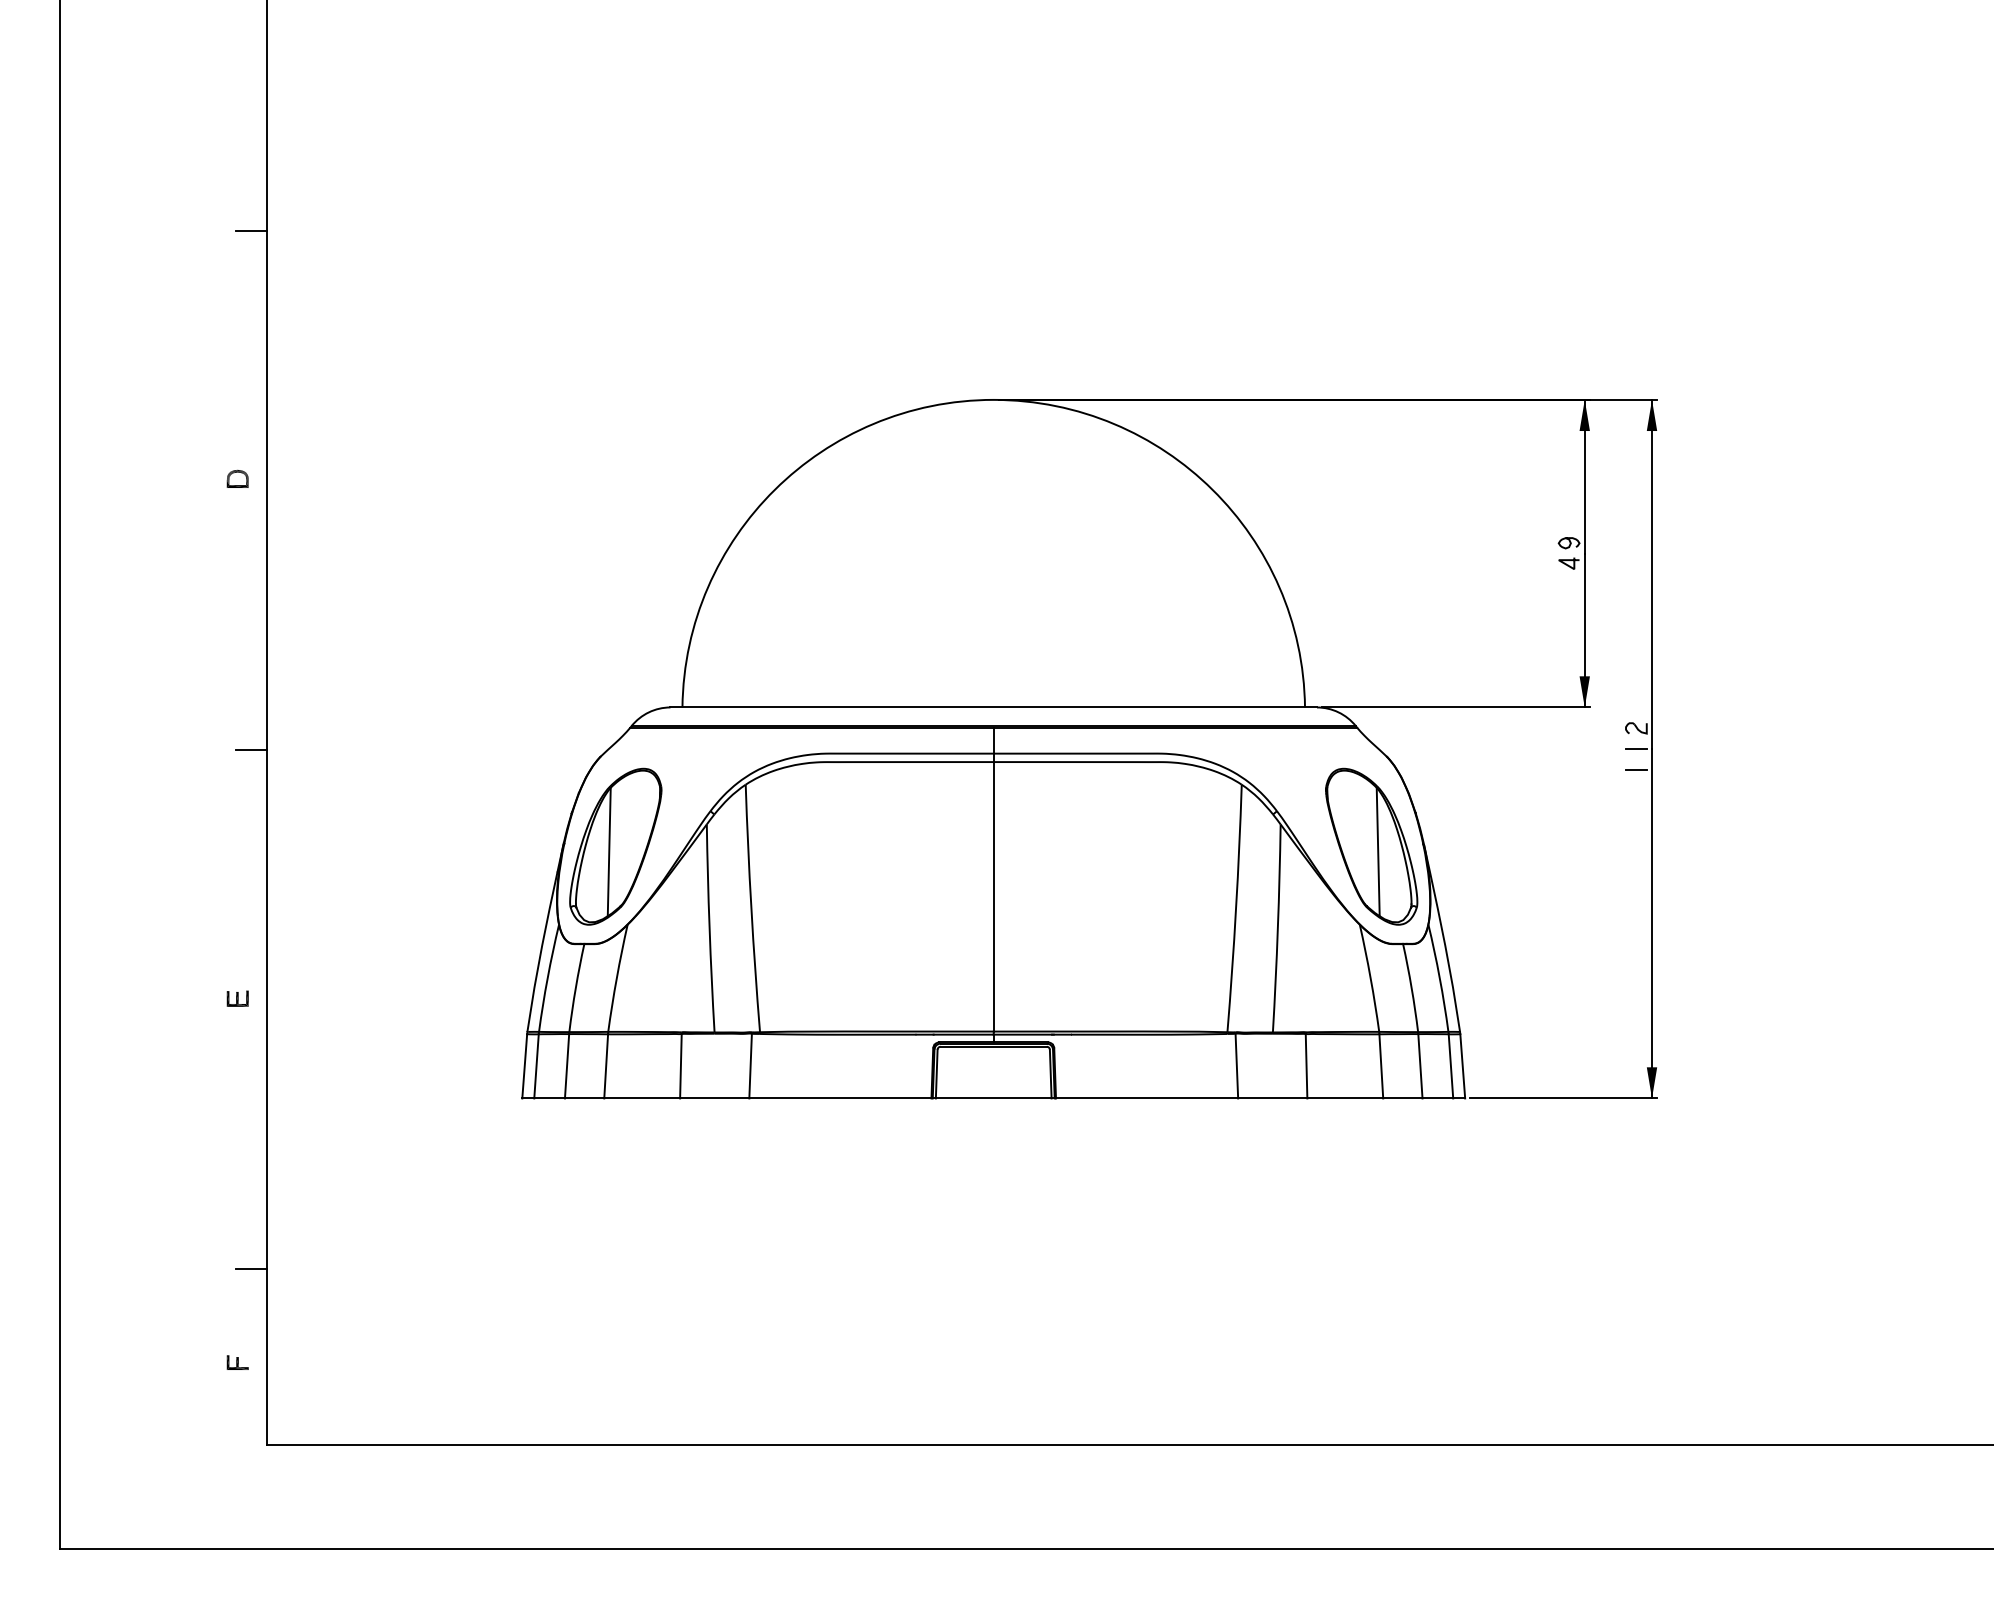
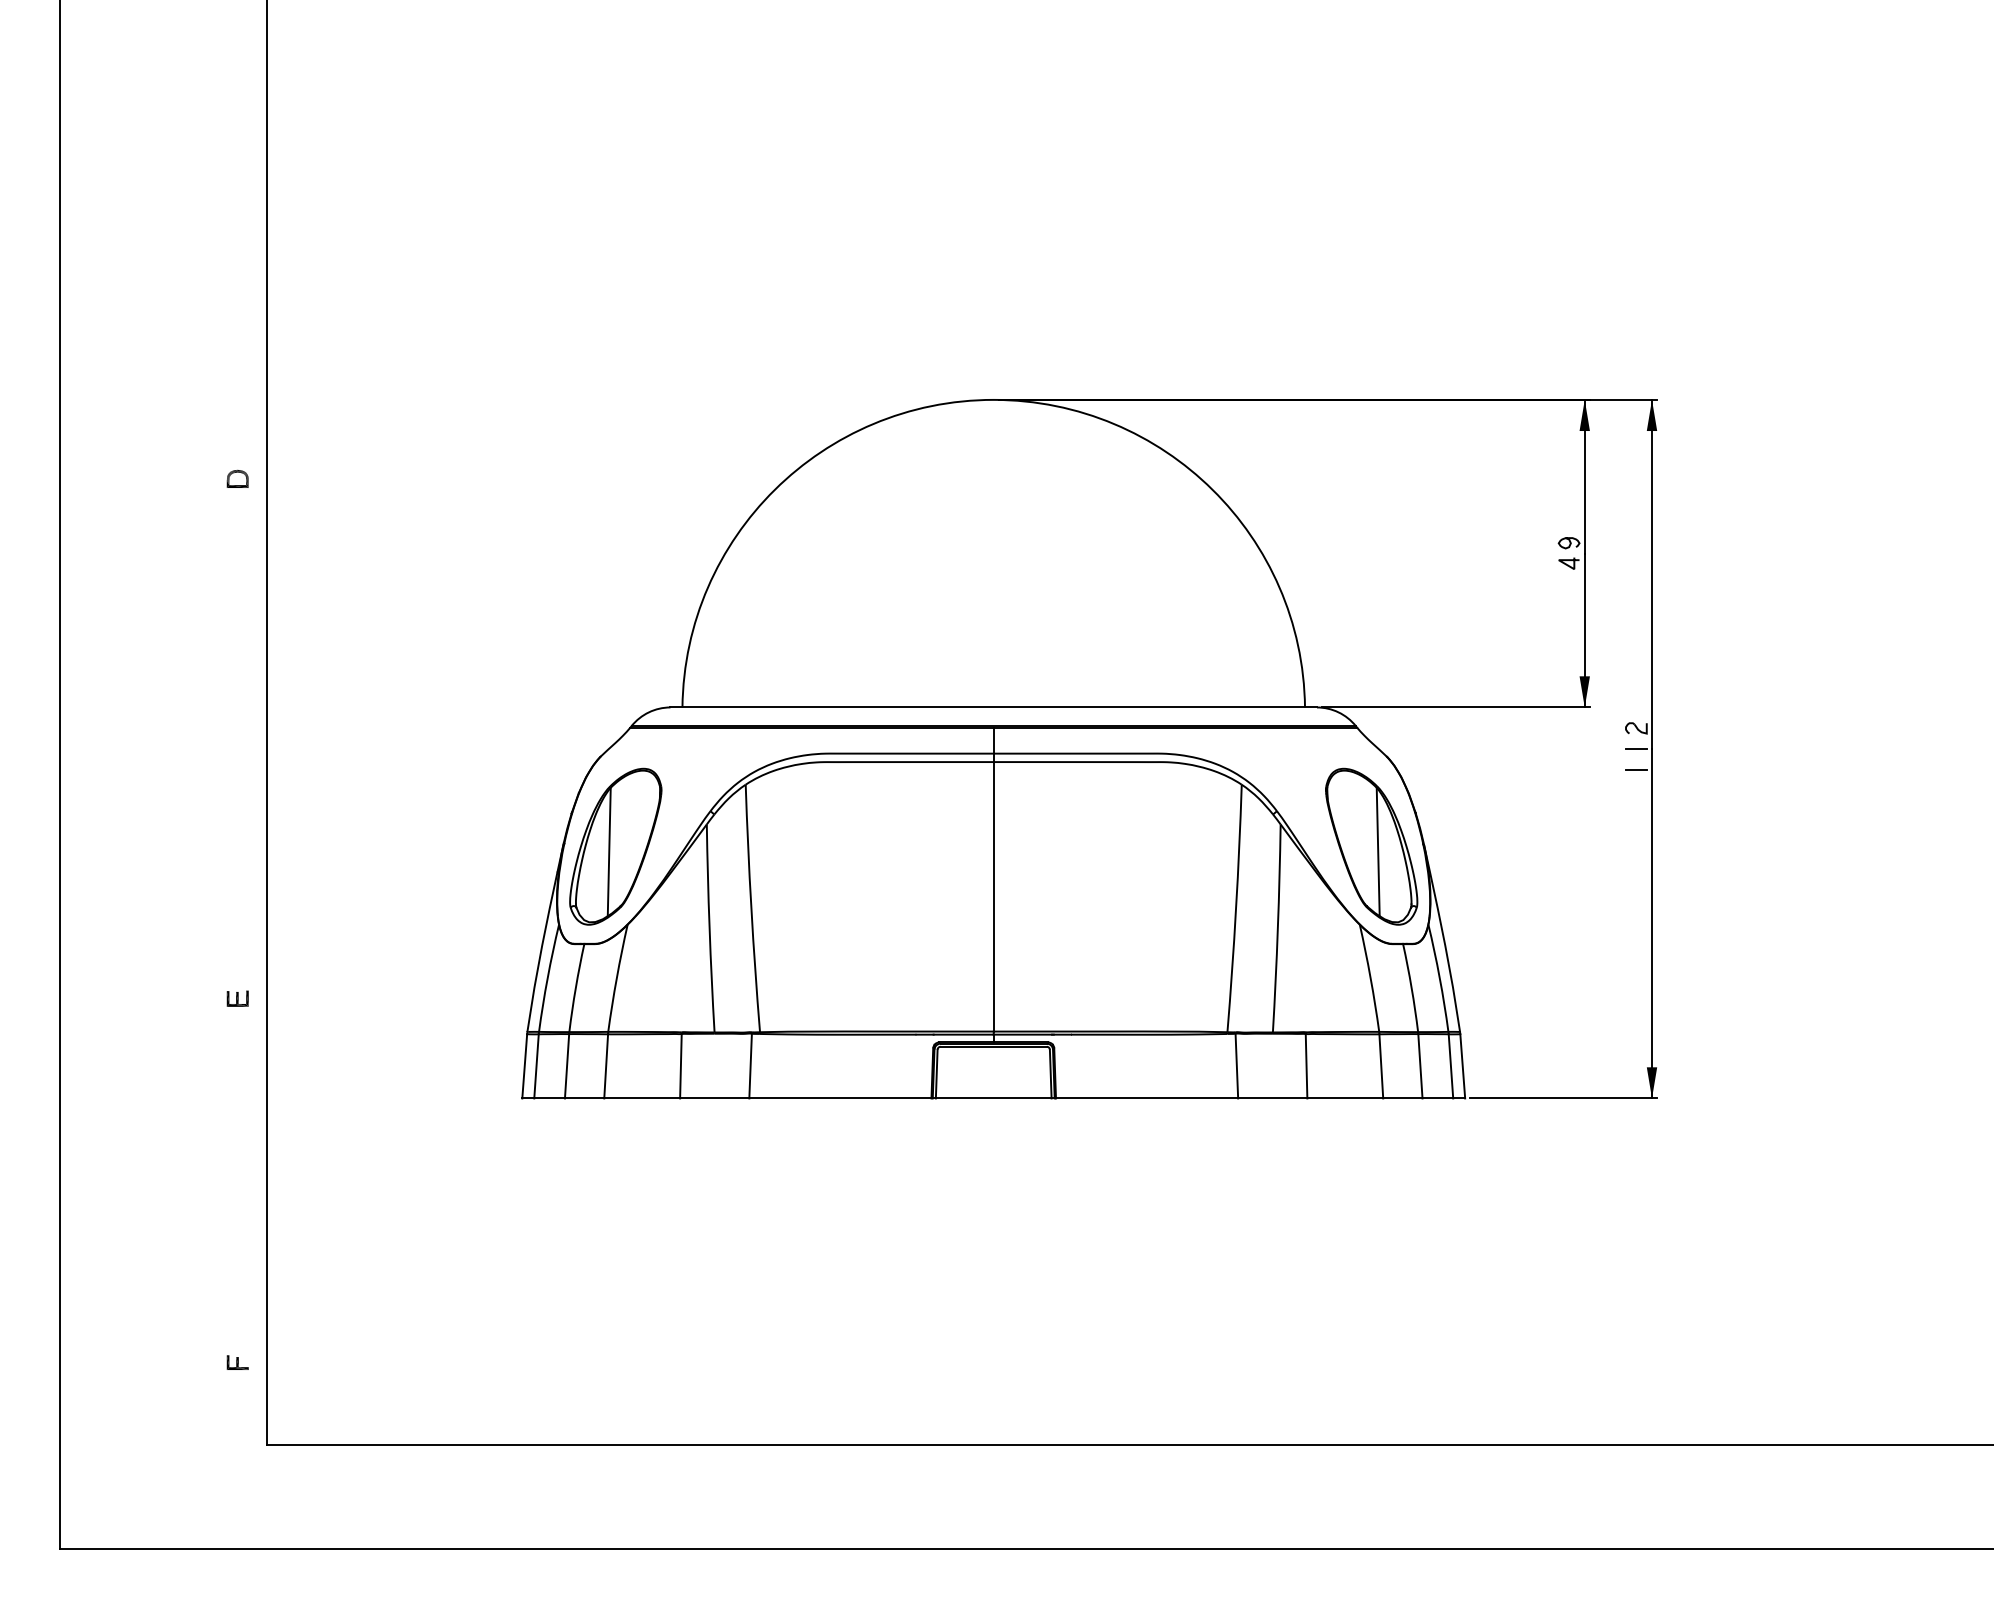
line: present -> none (251, 231)
line: present -> none (251, 749)
line: present -> none (251, 1268)
